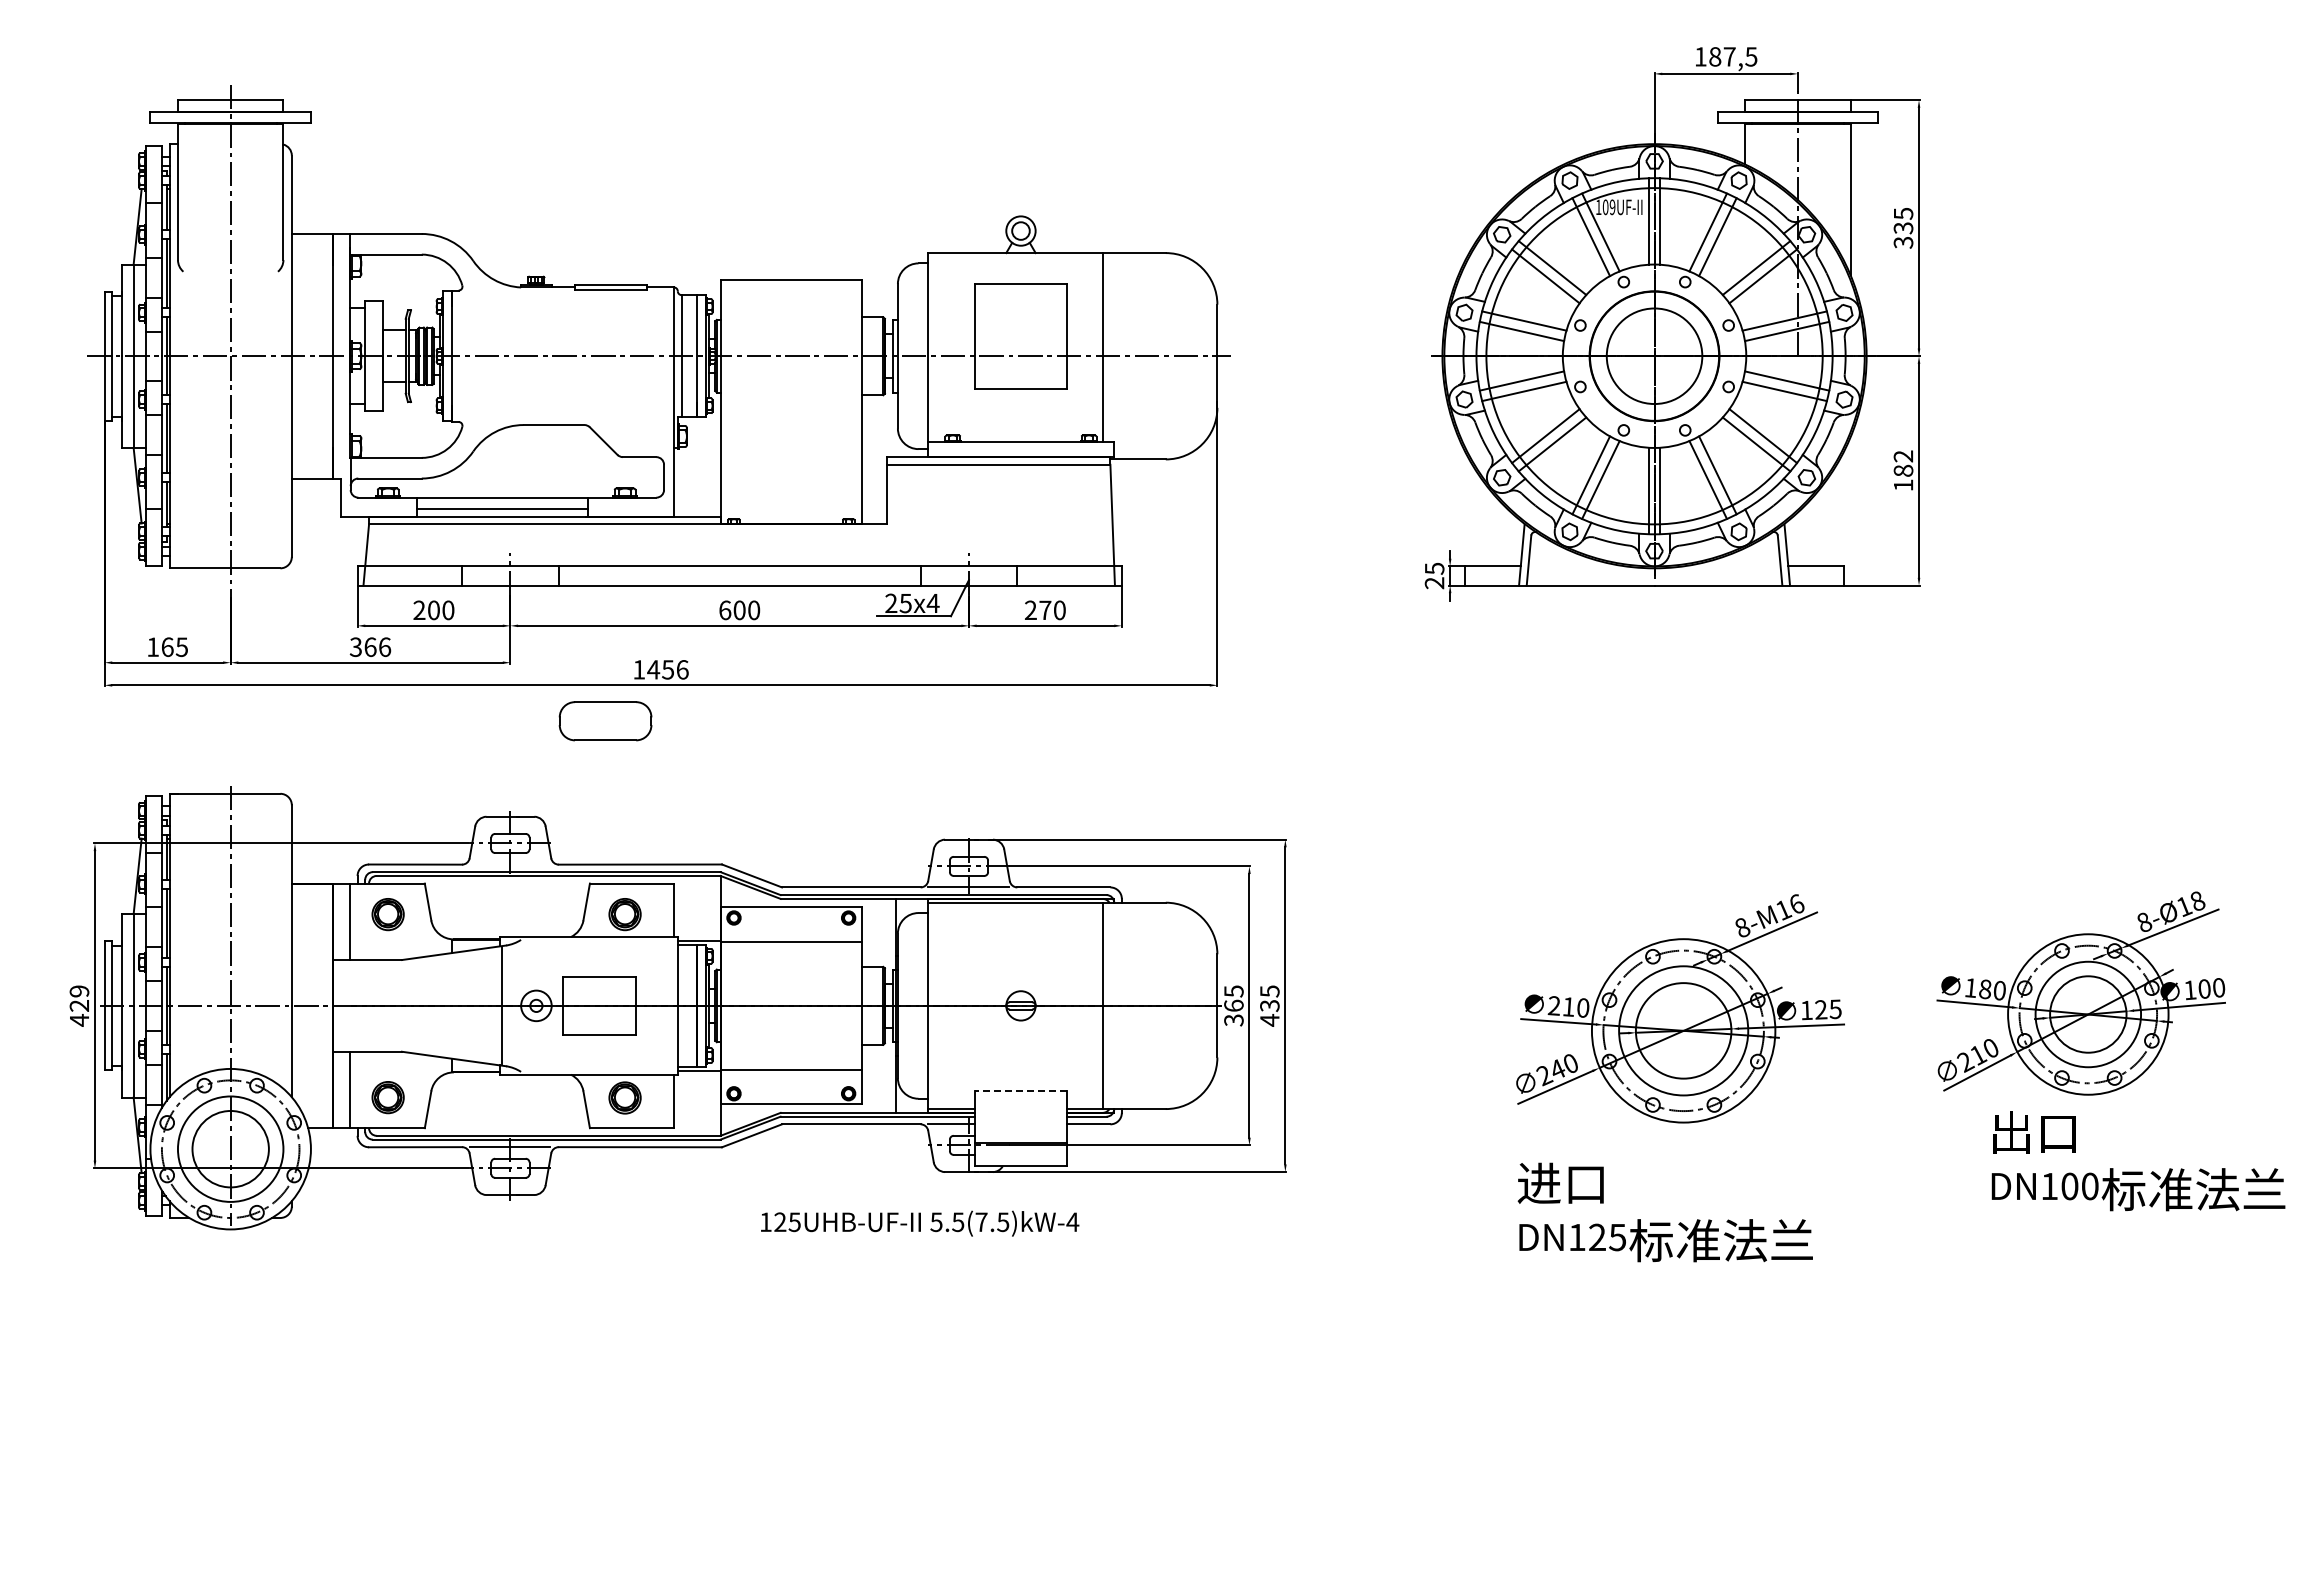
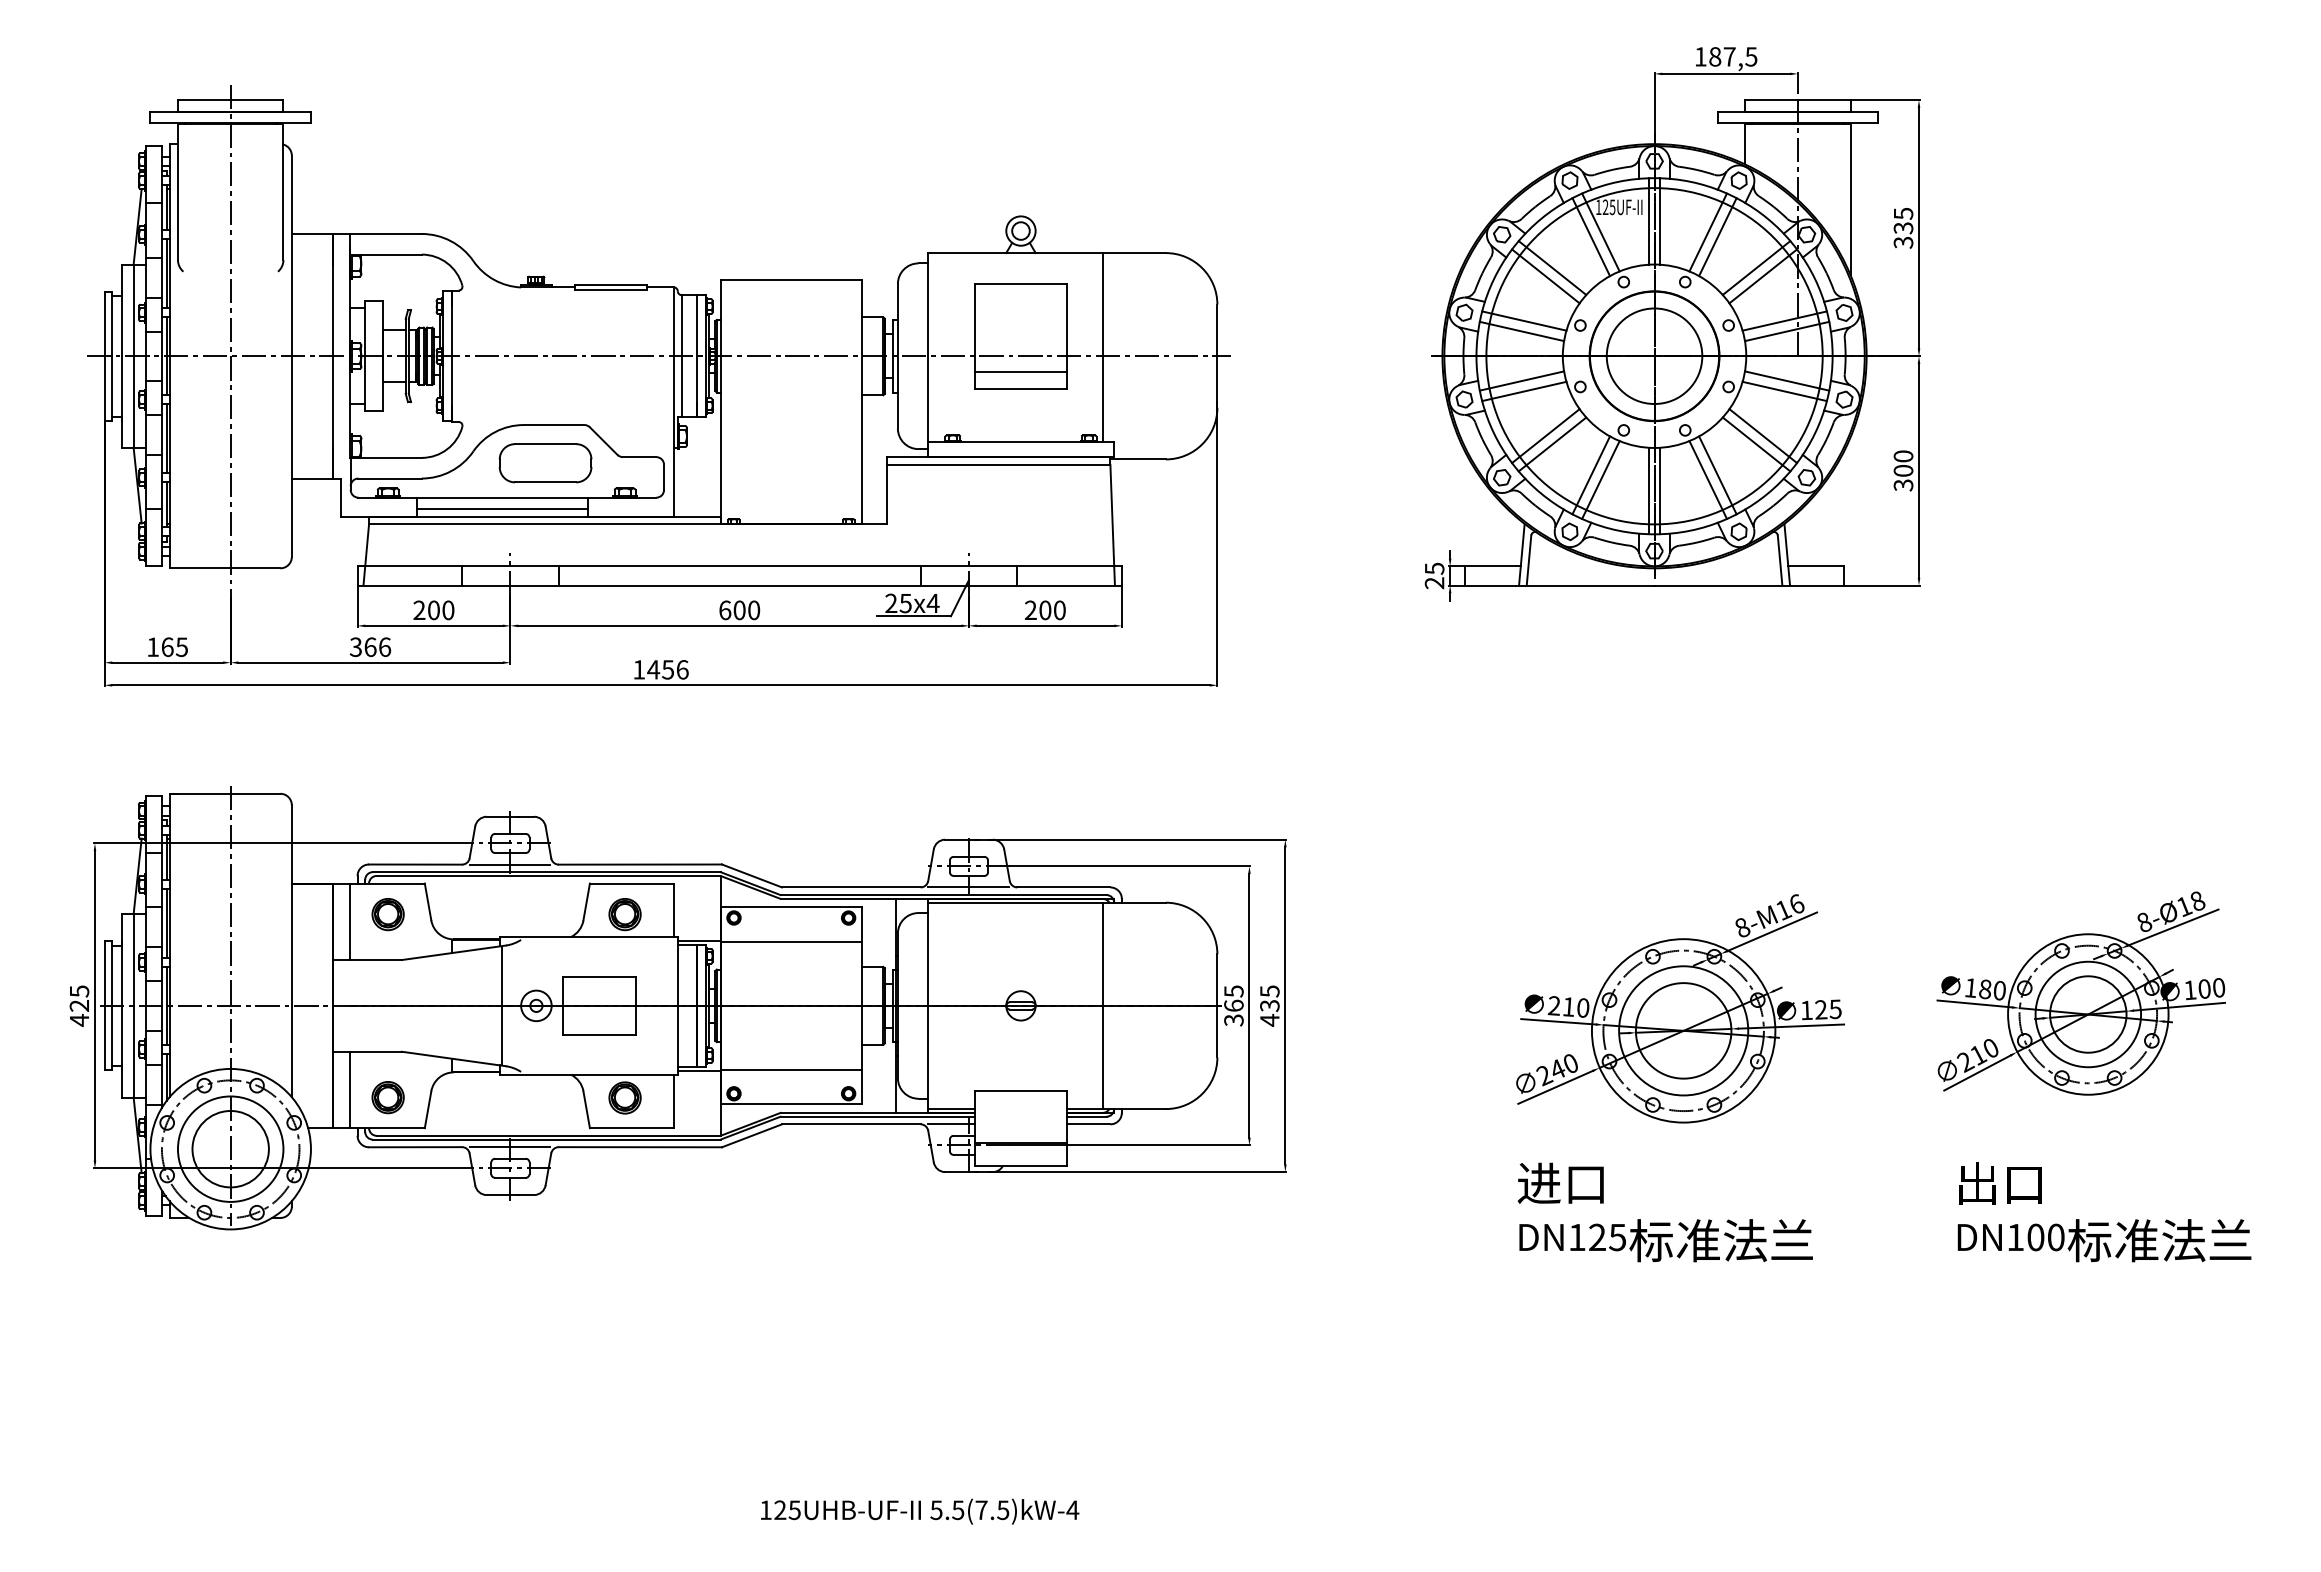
text: 109UF-II -> 125UF-II (1608, 207)
line: none -> present (1020, 372)
text: 182 -> 300 (1903, 470)
text: 270 -> 200 (1045, 610)
part position: (605, 721) -> (545, 463) (545, 463)
line: none -> present (509, 864)
text: 429 -> 425 (79, 991)
line: dashed -> solid (1020, 1090)
text position: (2138, 1161) -> (2104, 1212) (2104, 1212)
text position: (920, 1223) -> (920, 1511) (920, 1511)
